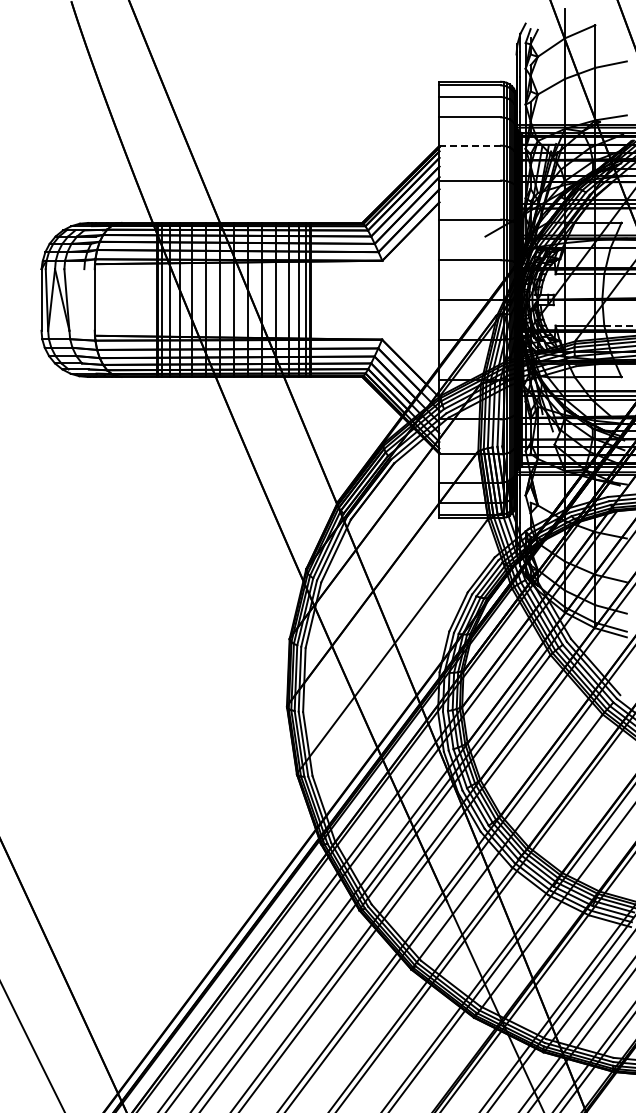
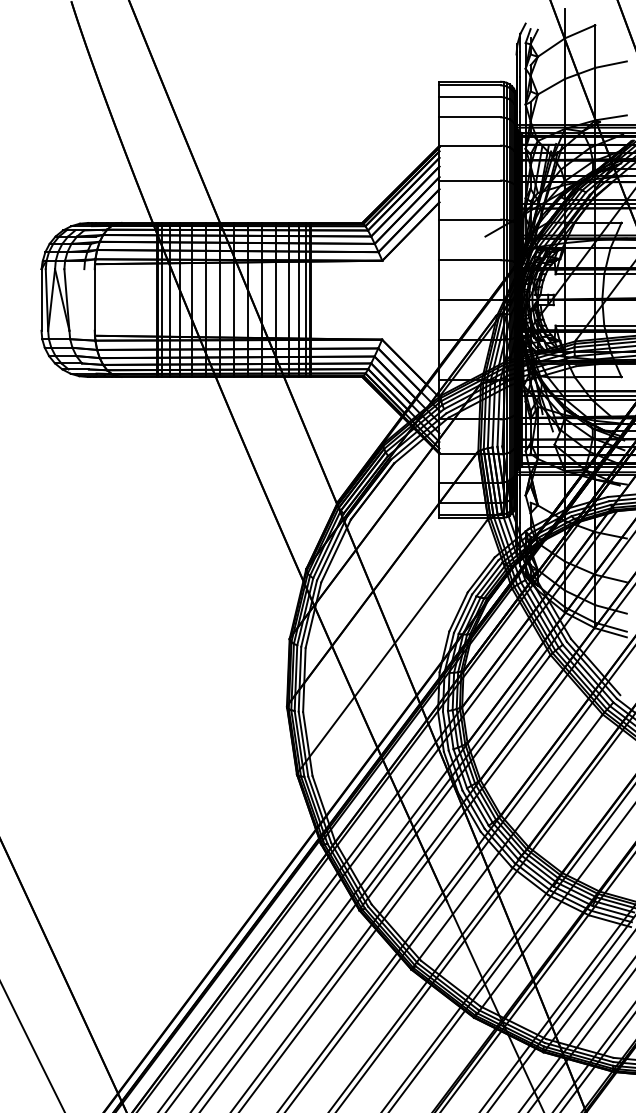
line: dashed -> solid (470, 145)
line: dashed -> solid (620, 325)
